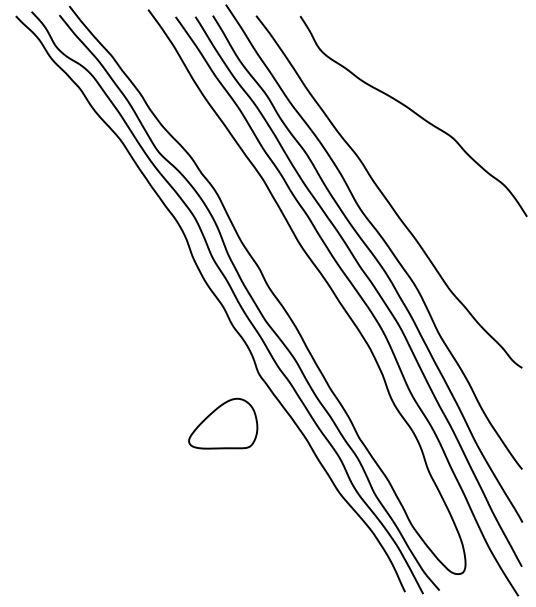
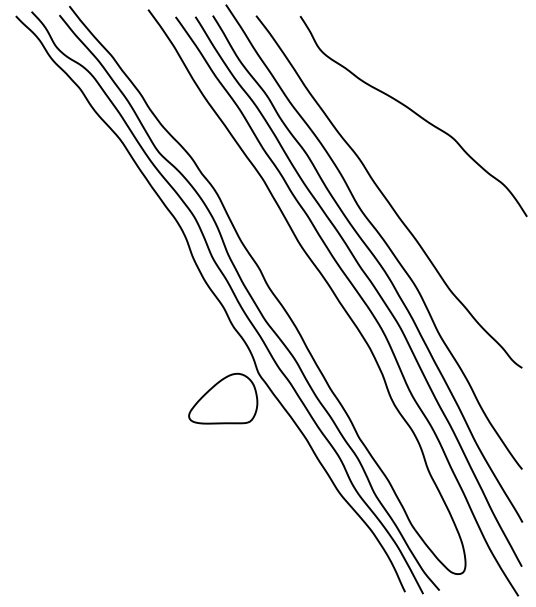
part position: (223, 423) -> (223, 398) (223, 398)
